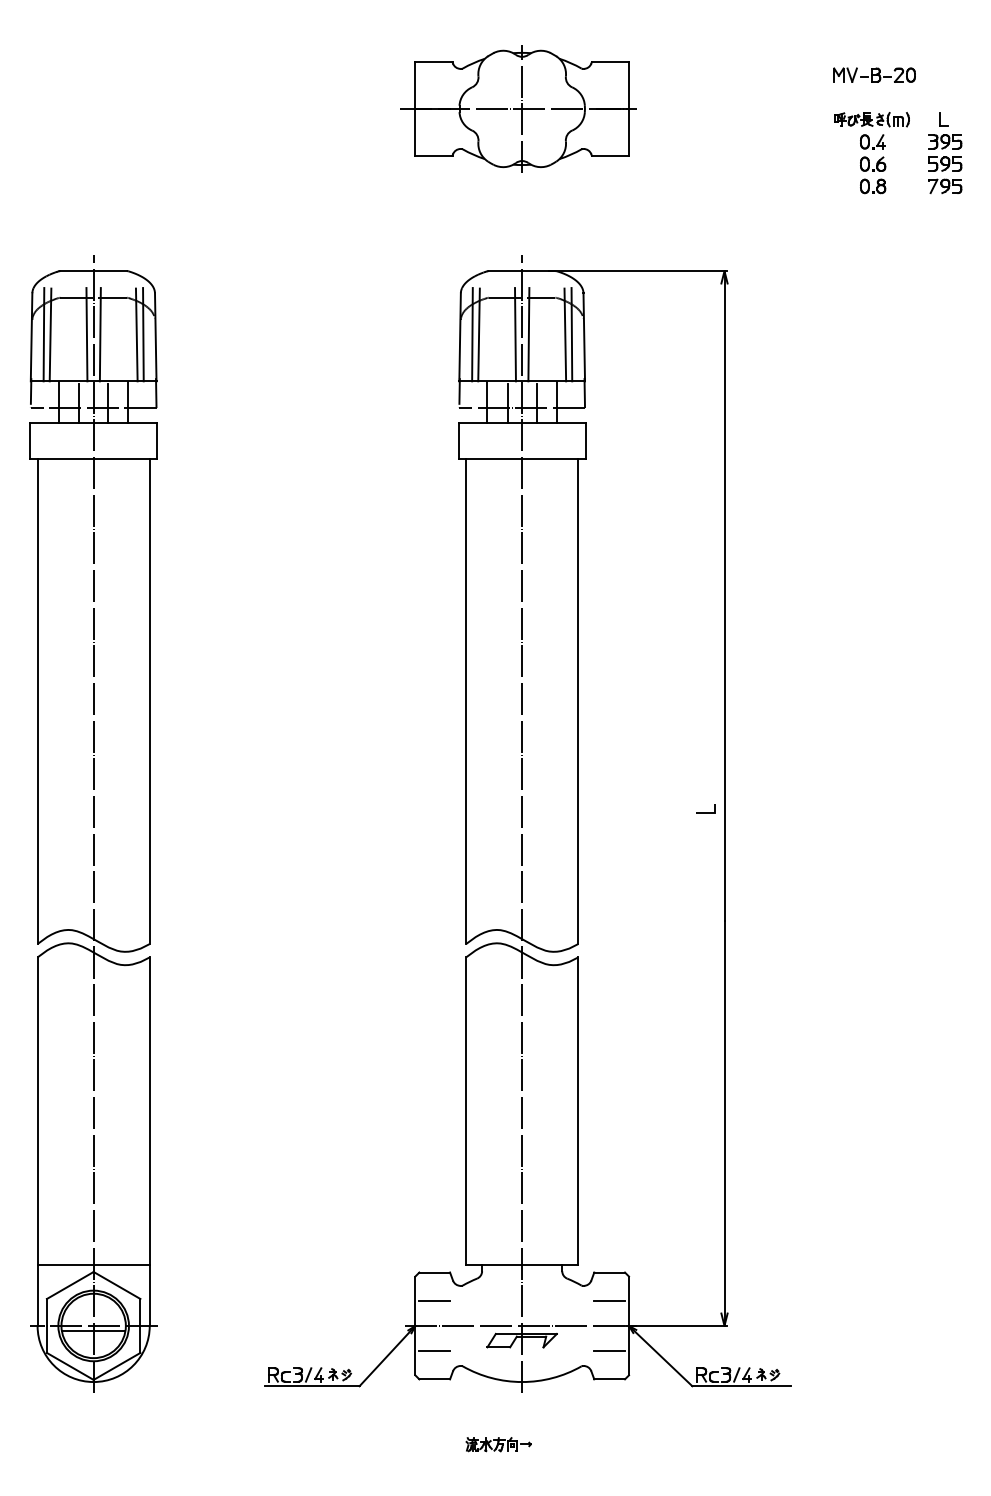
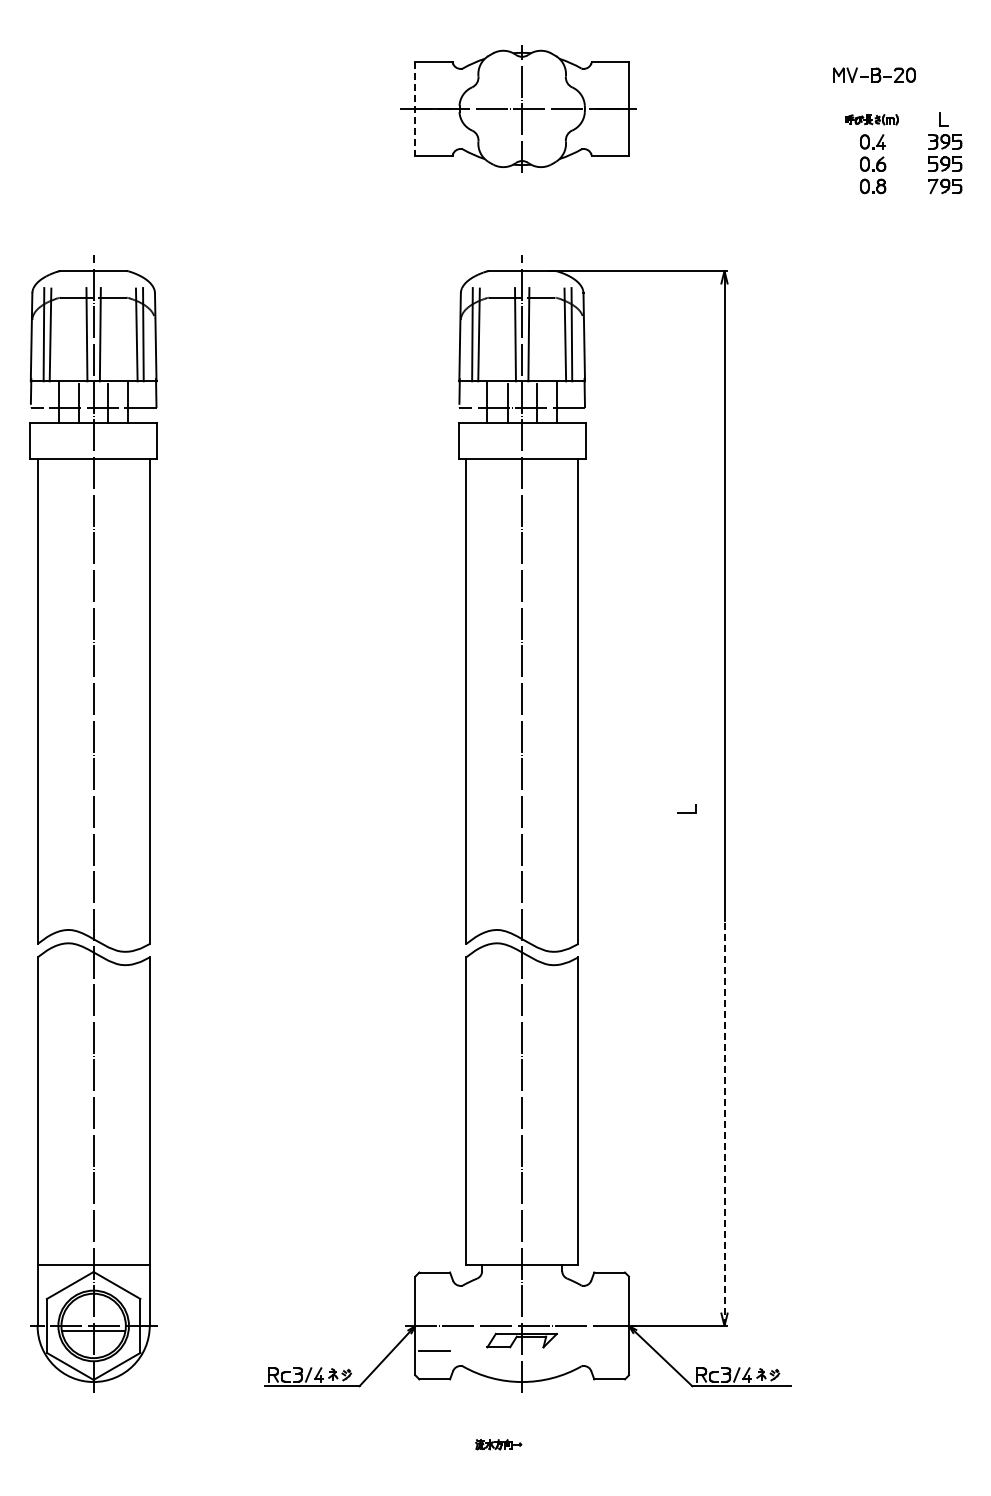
line: solid -> dashed (415, 108)
part size: 76x16 px -> 54x12 px (871, 119)
line position: (705, 812) -> (686, 812) (686, 812)
line: solid -> dashed (724, 1123)
line: present -> none (434, 1301)
line: present -> none (609, 1301)
line: present -> none (609, 1350)
part size: 67x16 px -> 48x12 px (498, 1444)
